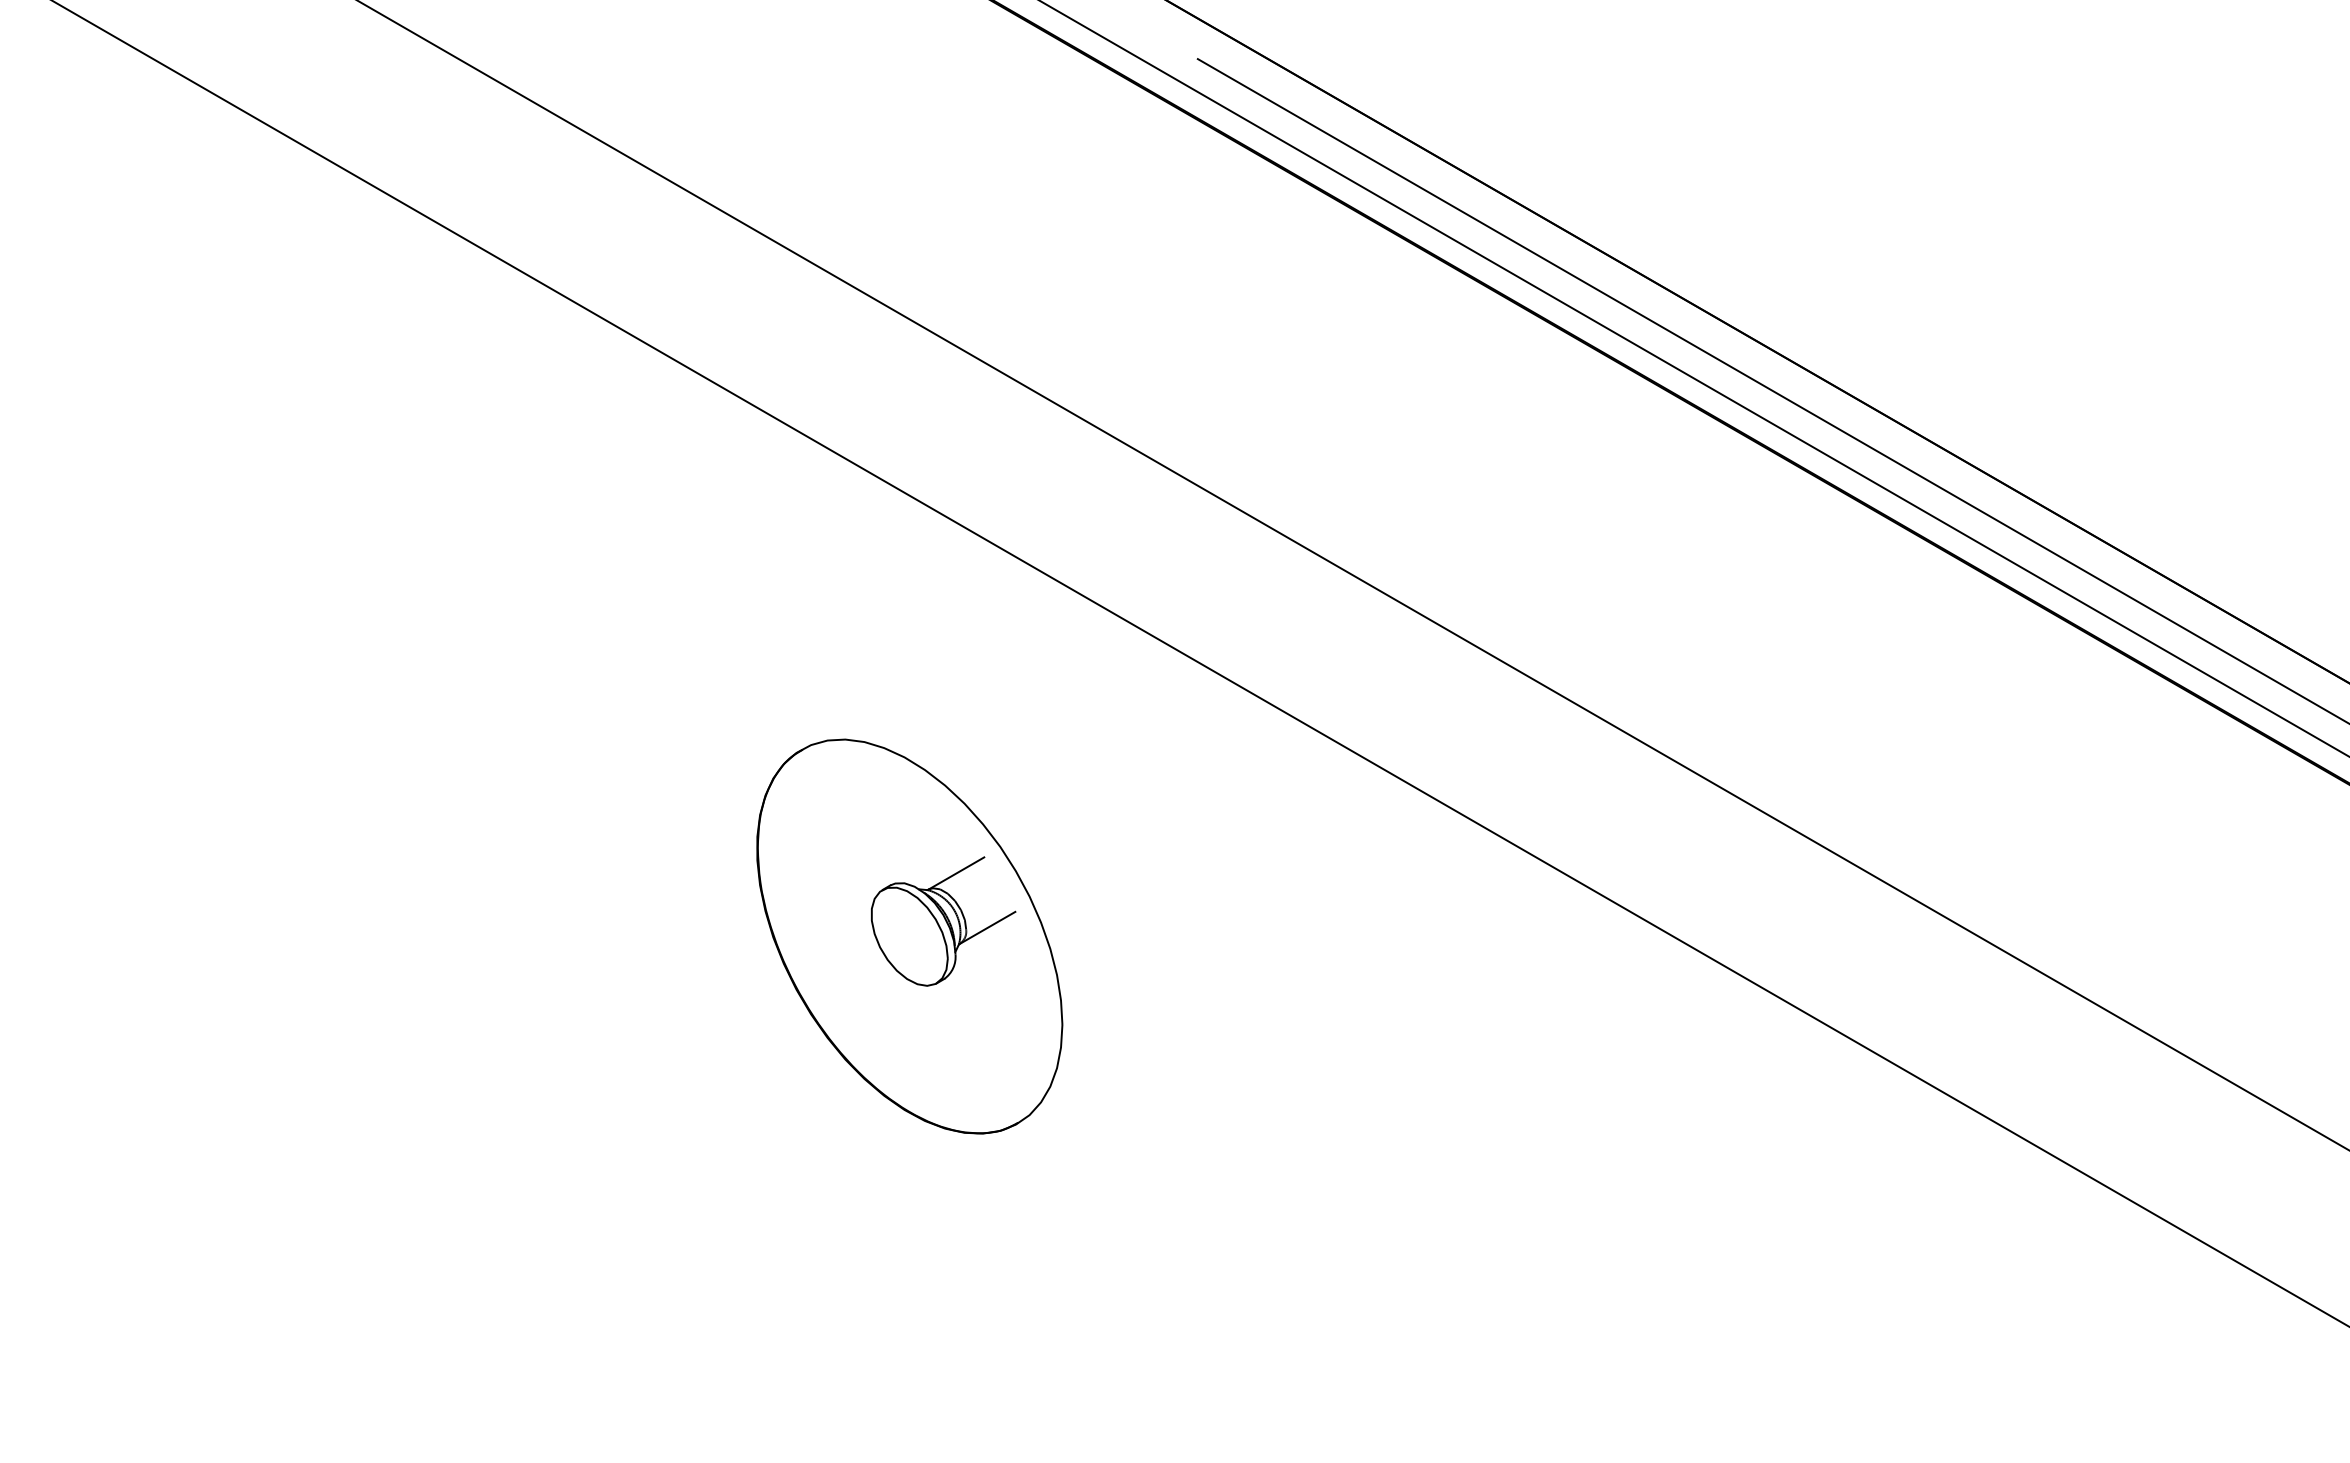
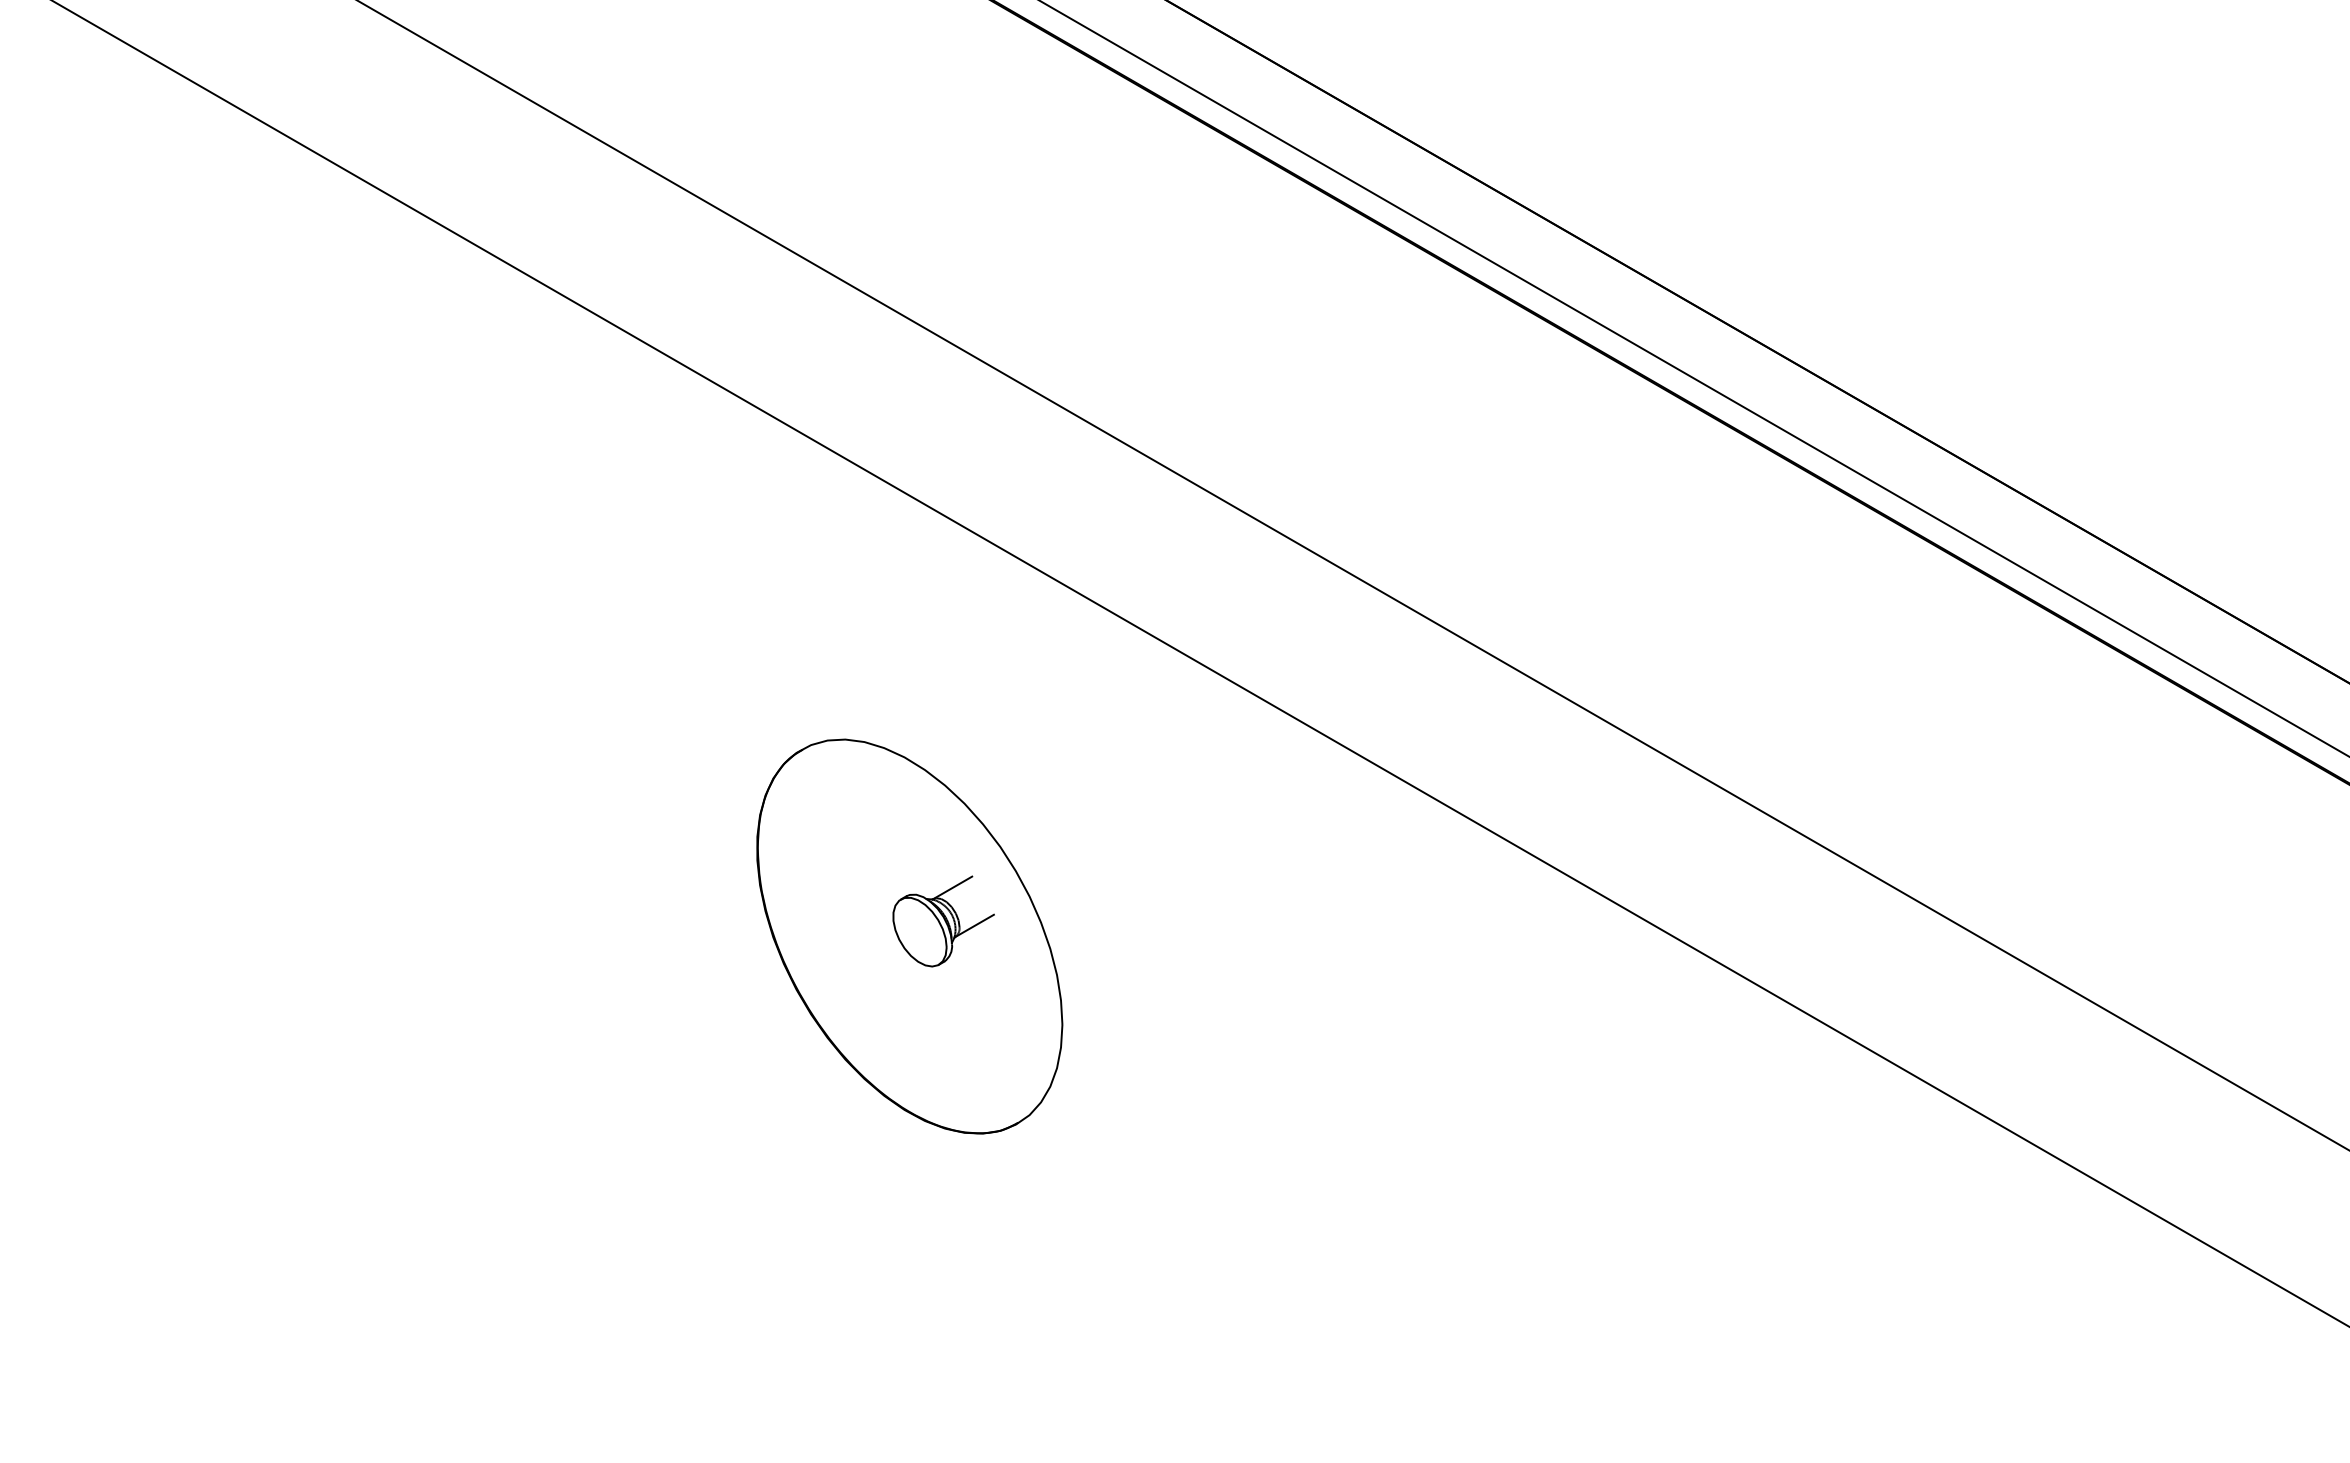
line: present -> none (1722, 362)
part size: 146x131 px -> 103x93 px (943, 921)
